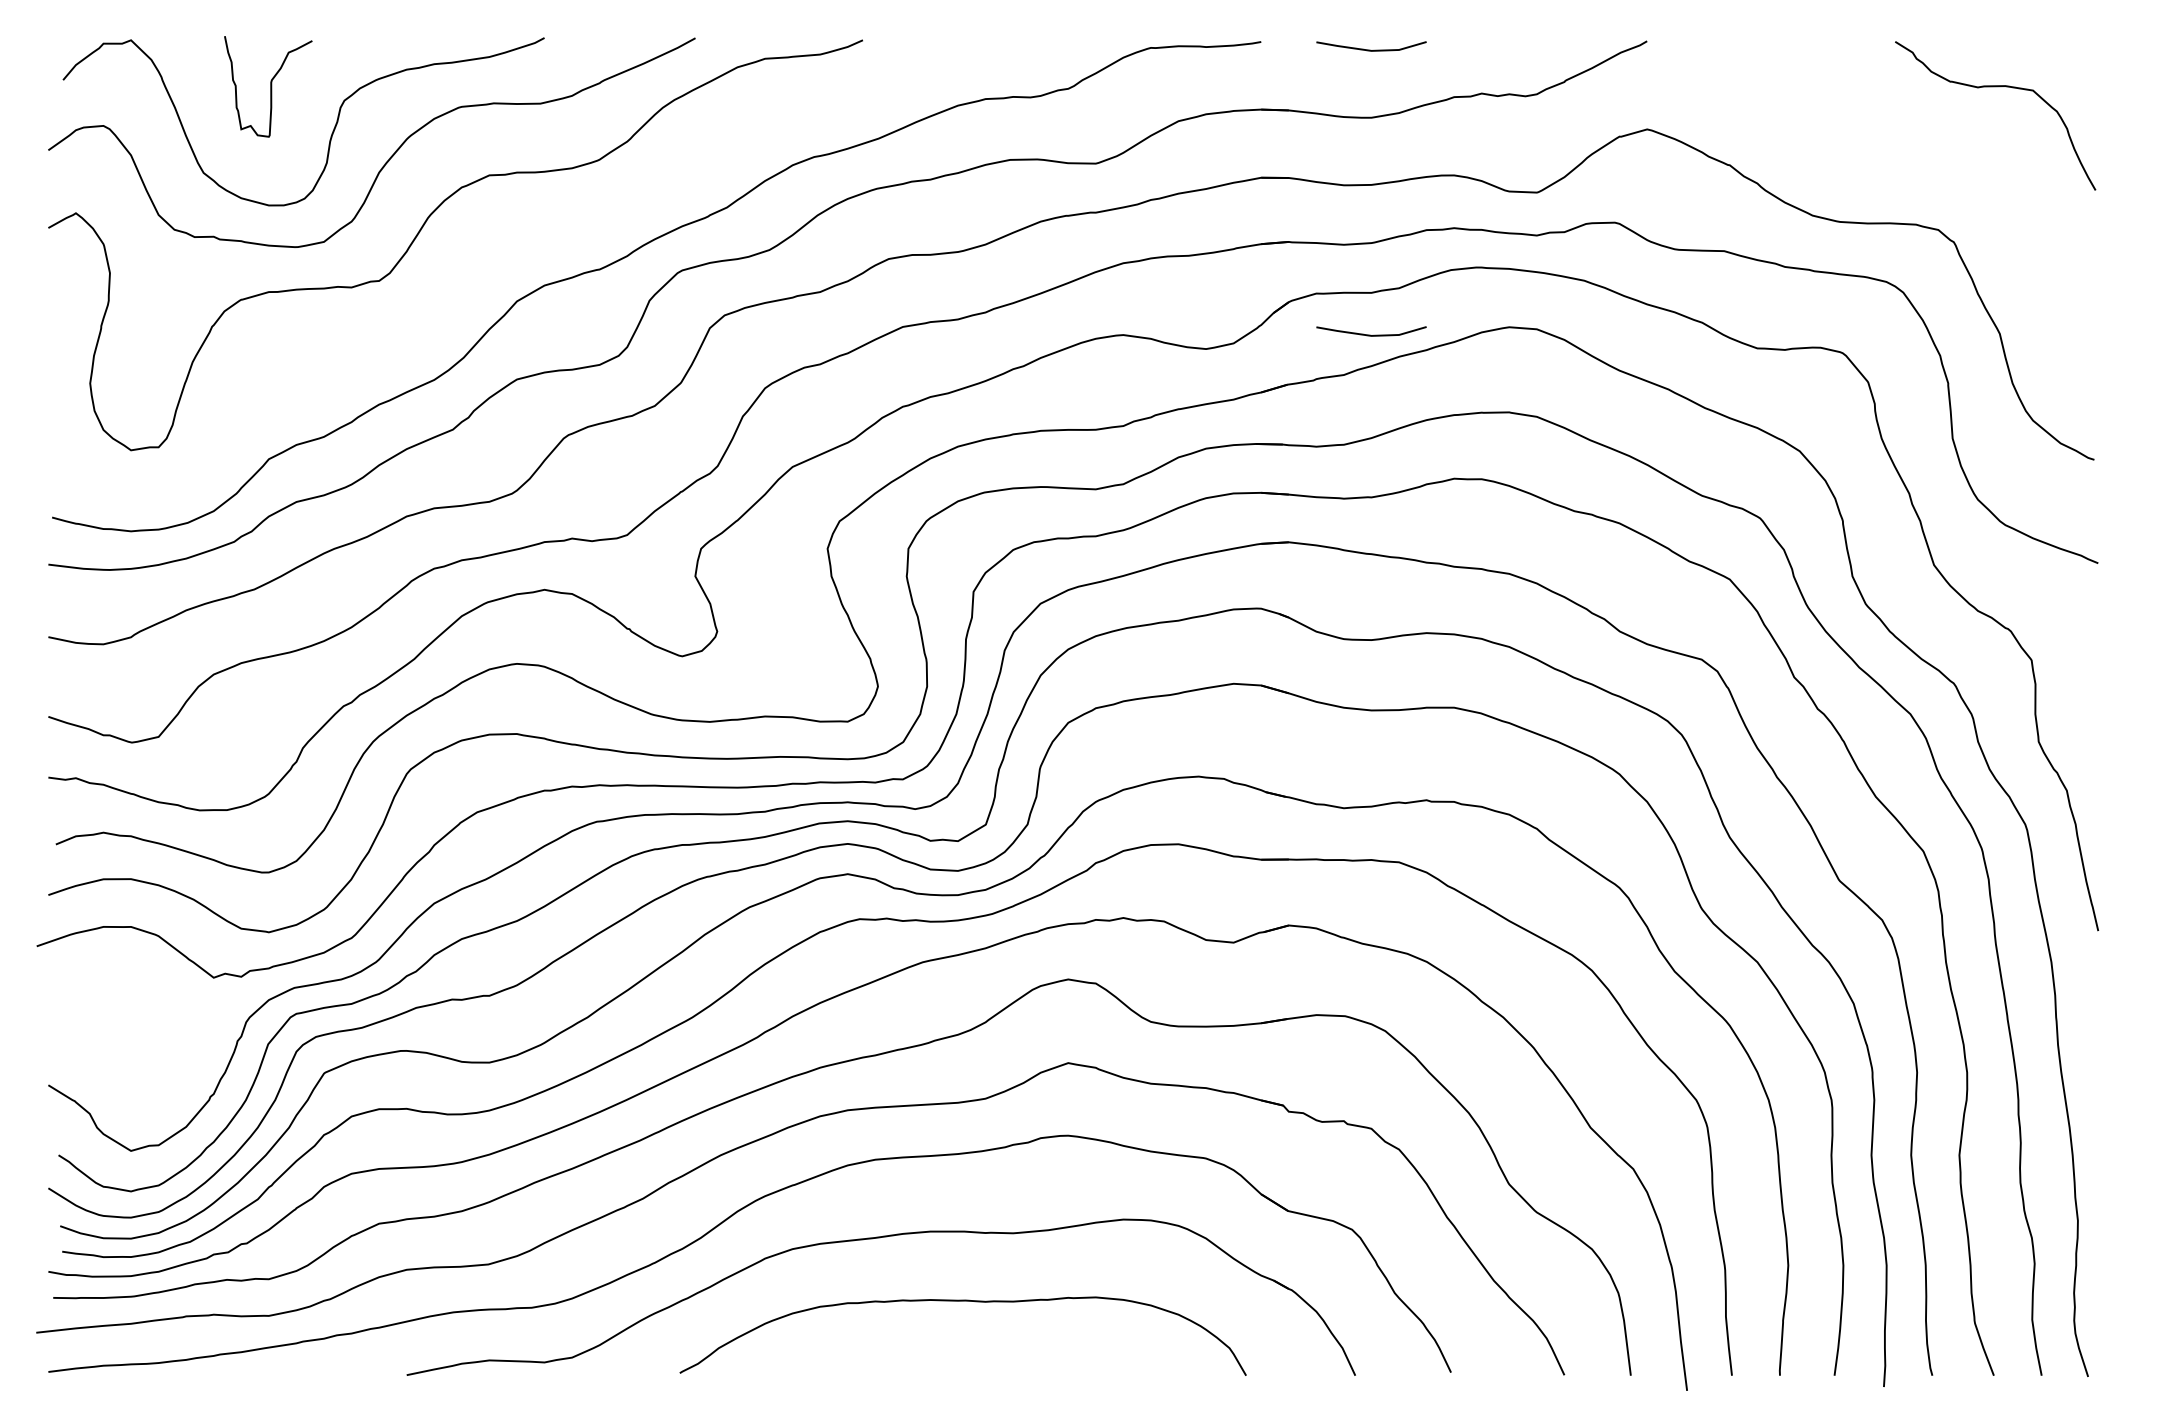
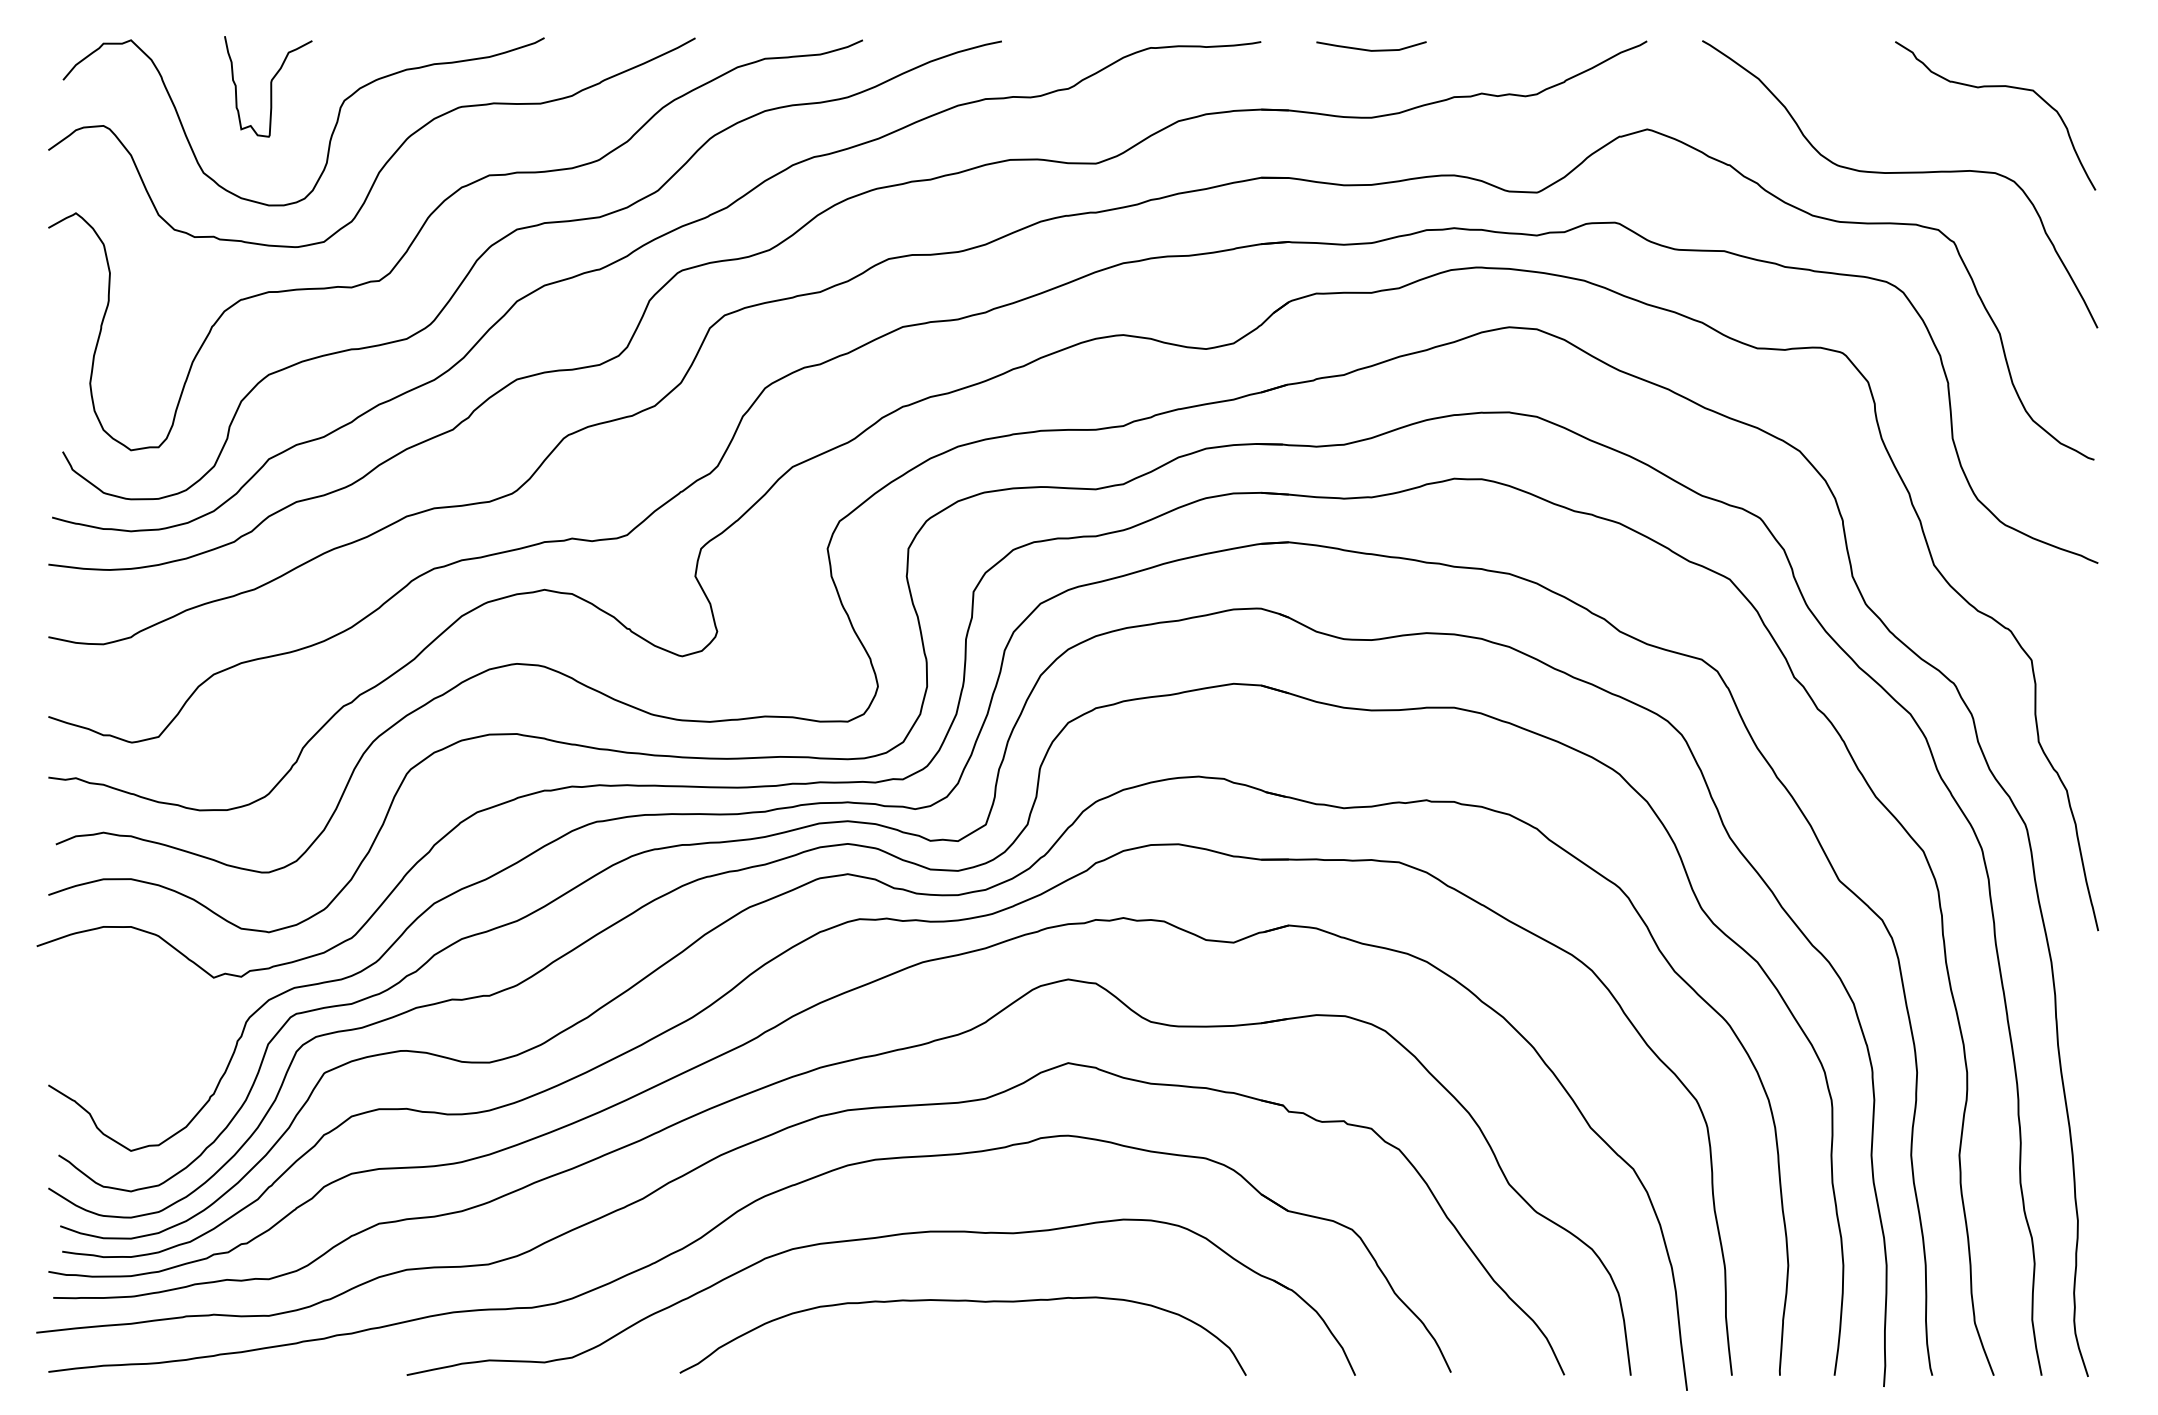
curve: none -> present (1900, 173)
curve: none -> present (511, 234)
line: present -> none (1370, 334)
